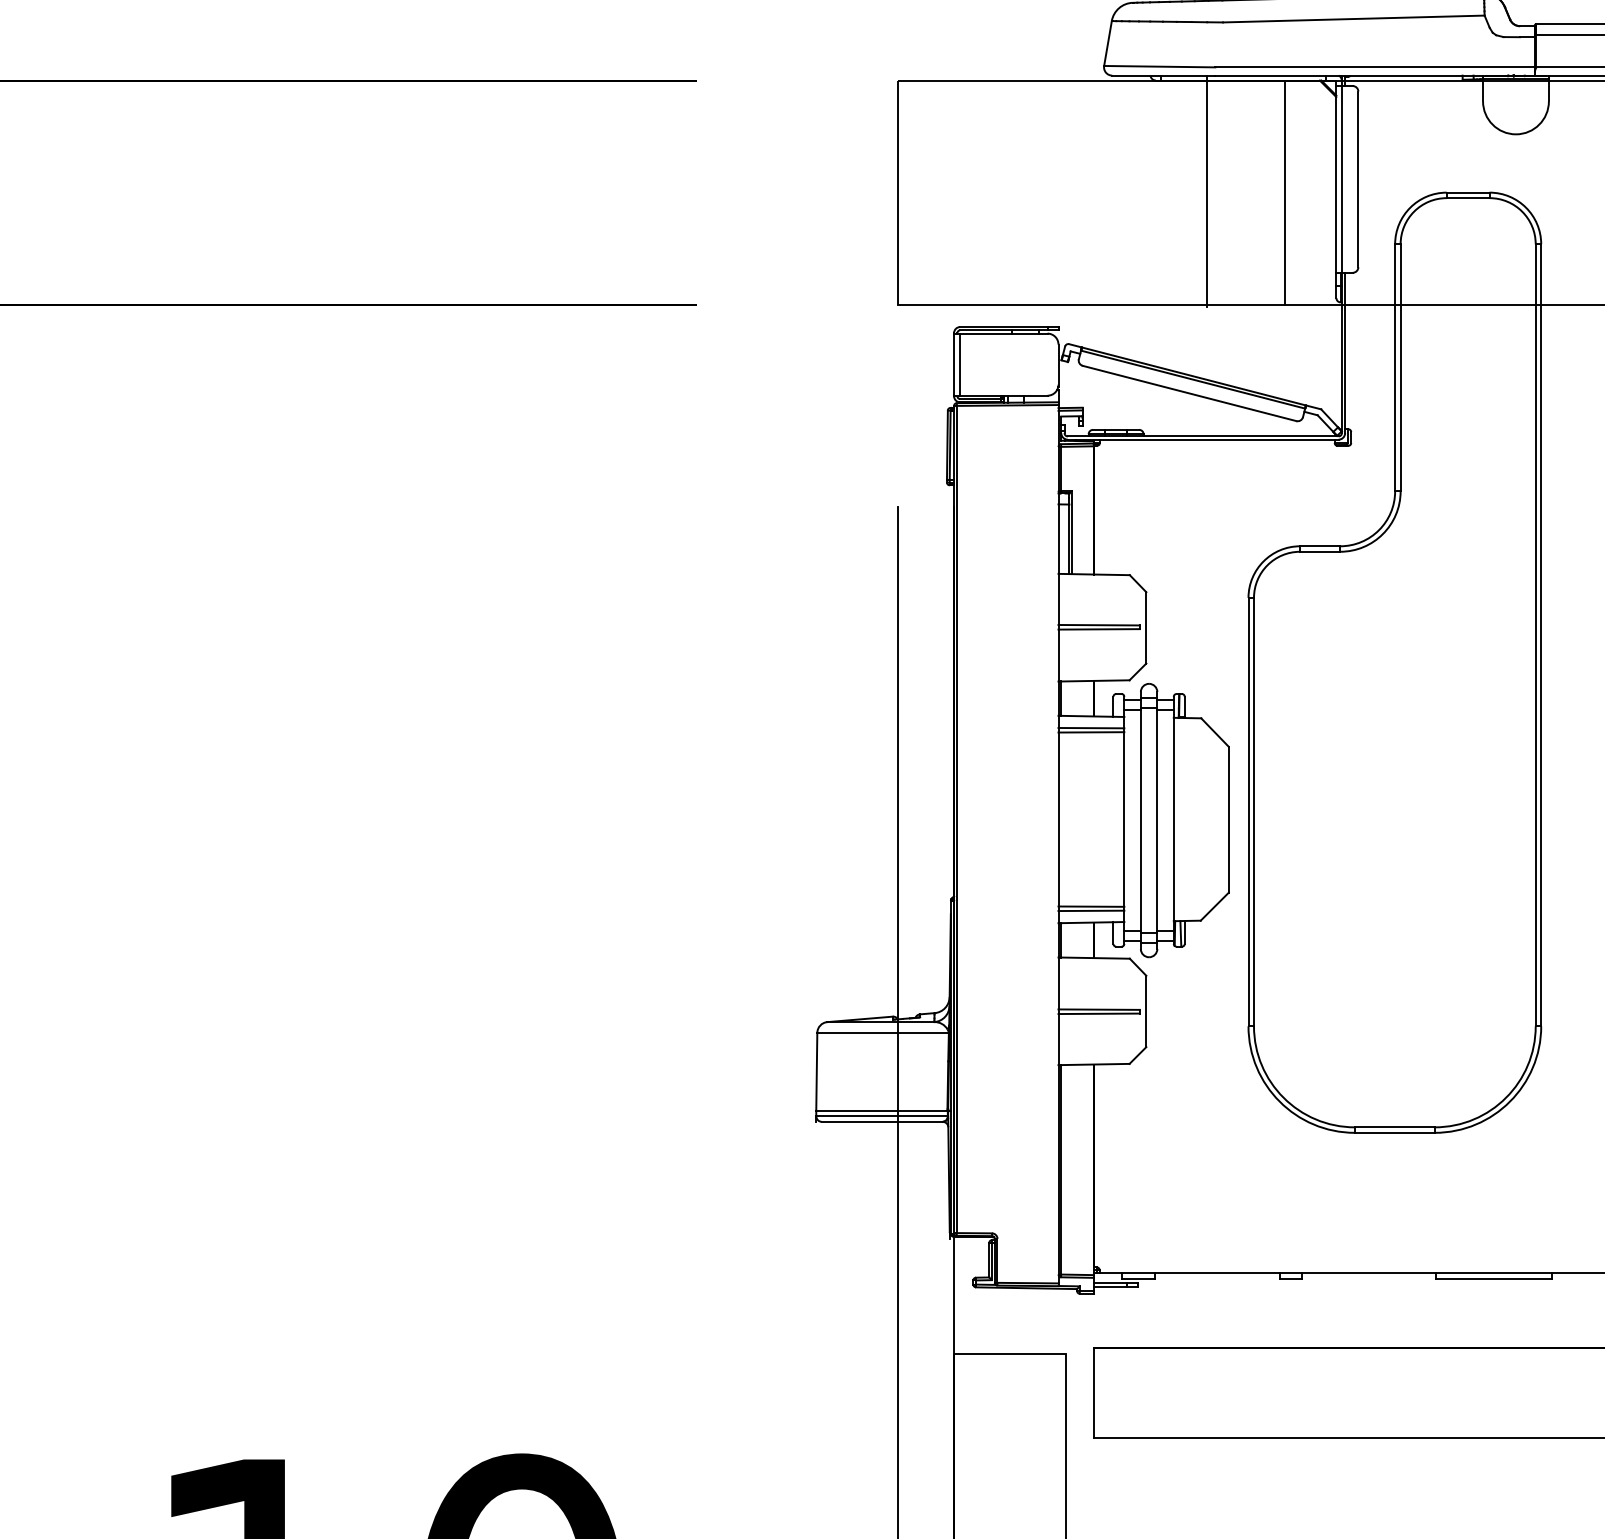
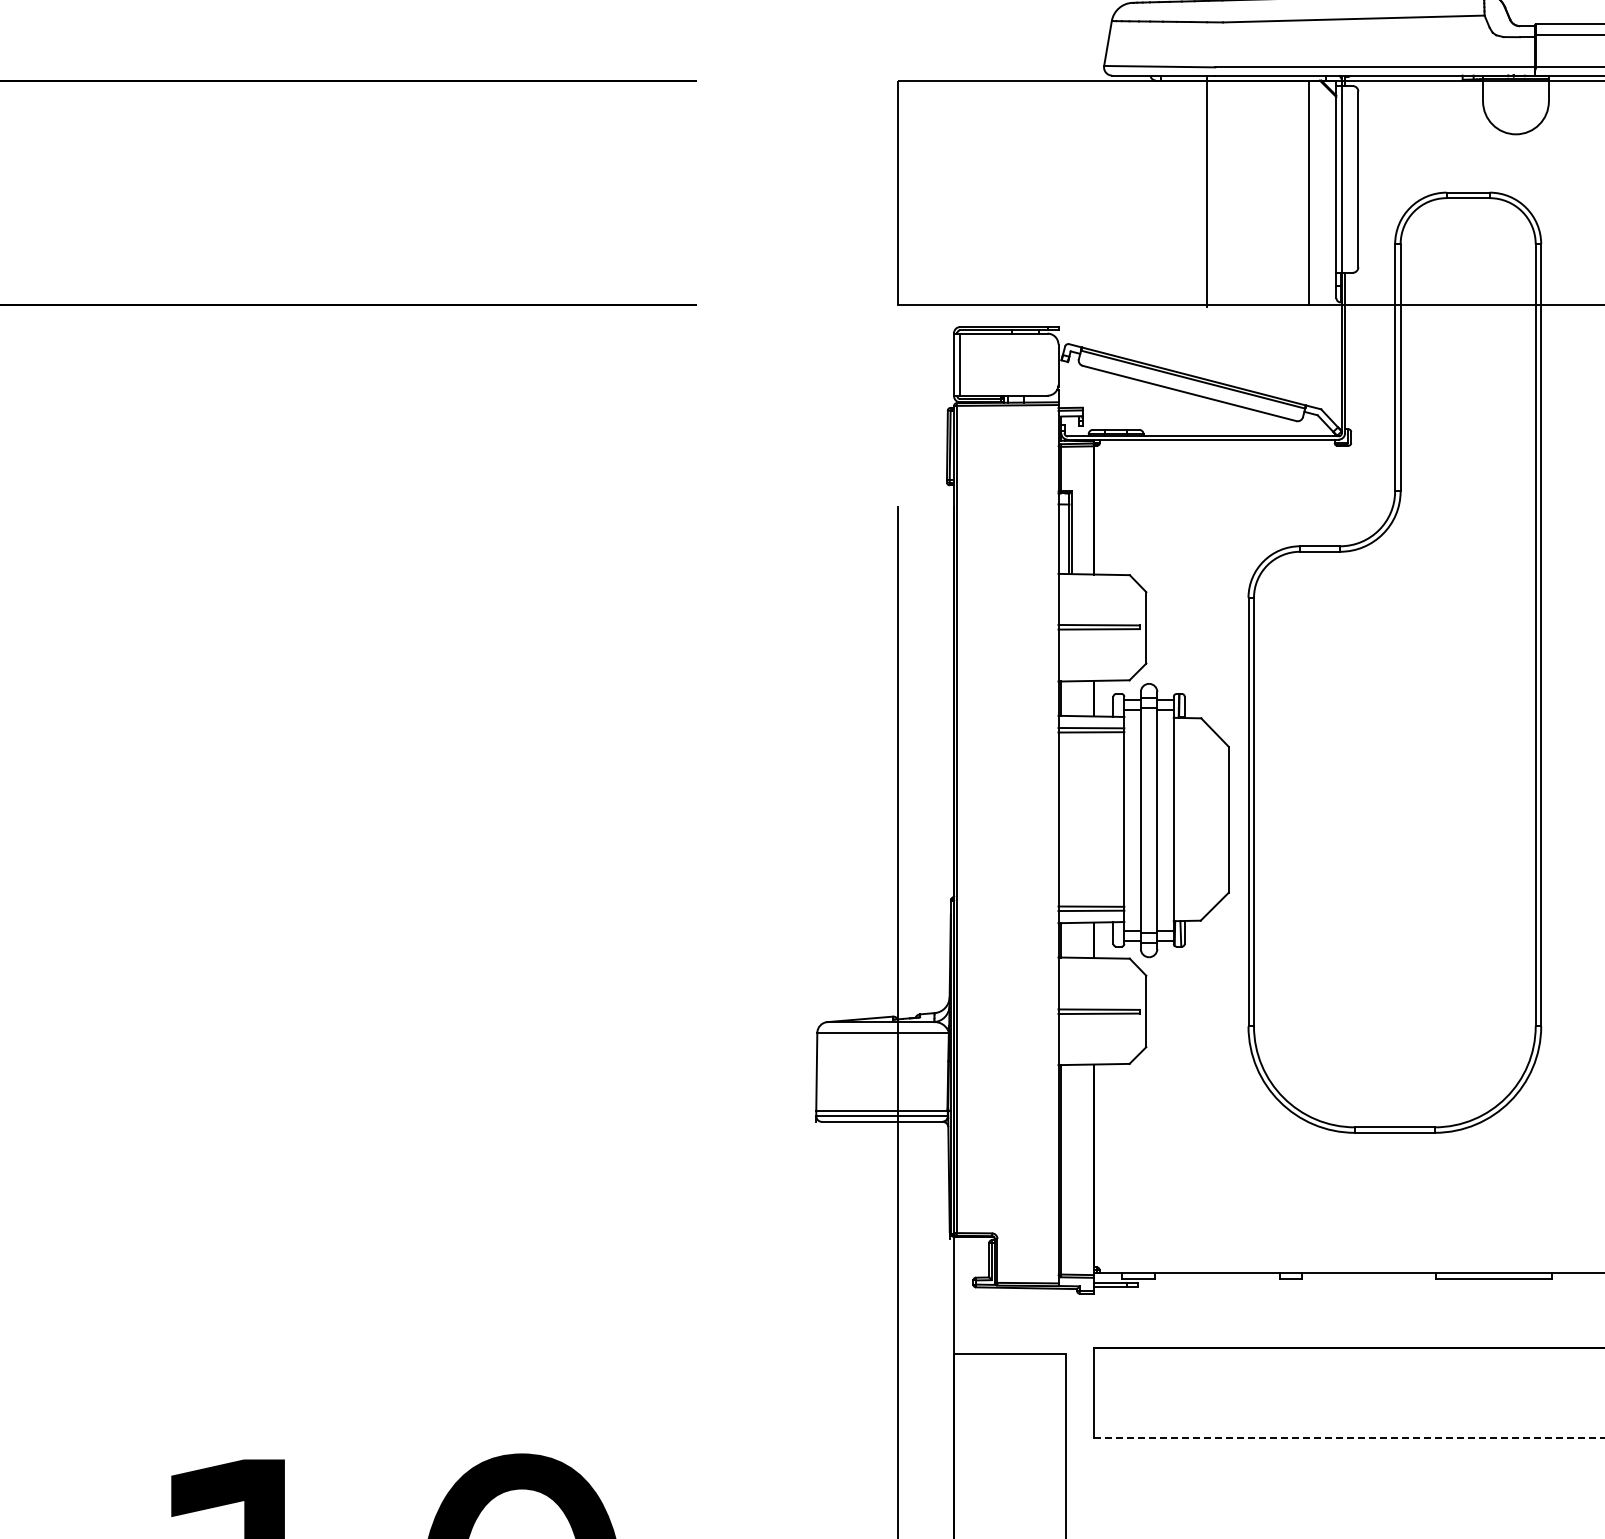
line position: (1285, 192) -> (1309, 192) (1309, 192)
line: solid -> dashed (1349, 1438)
